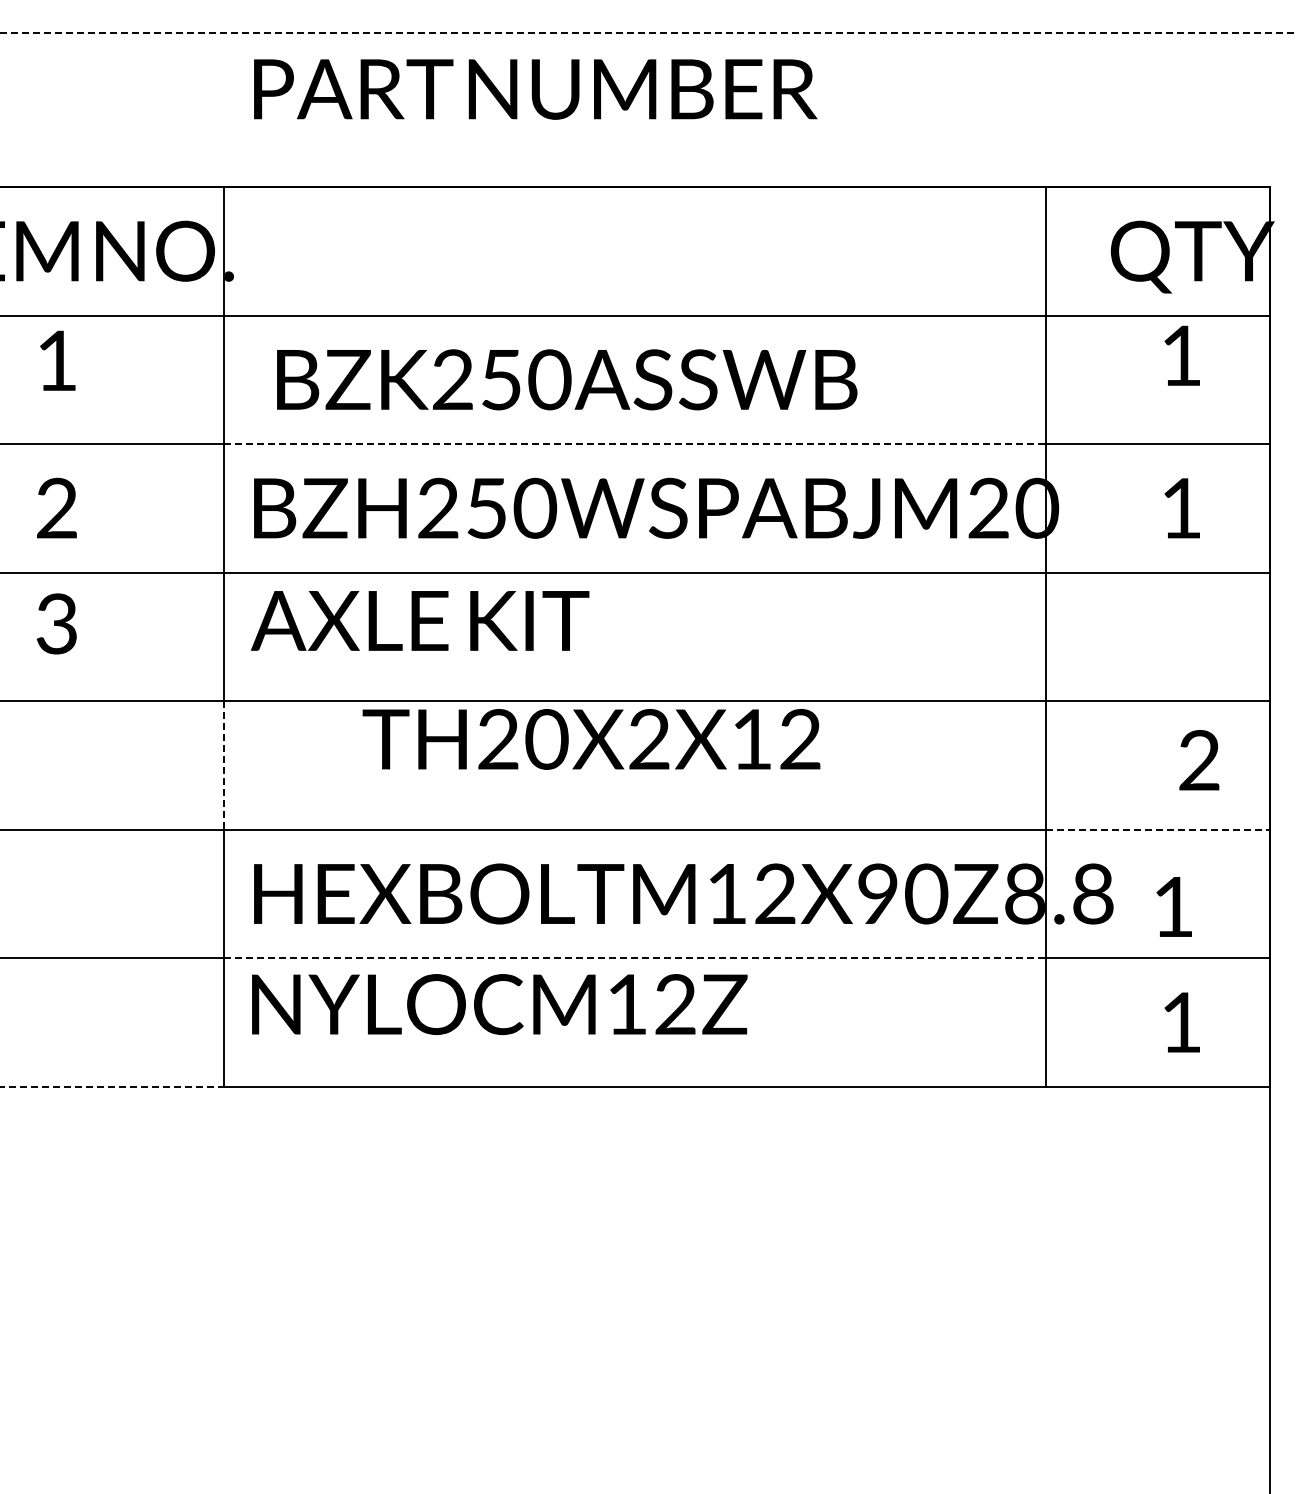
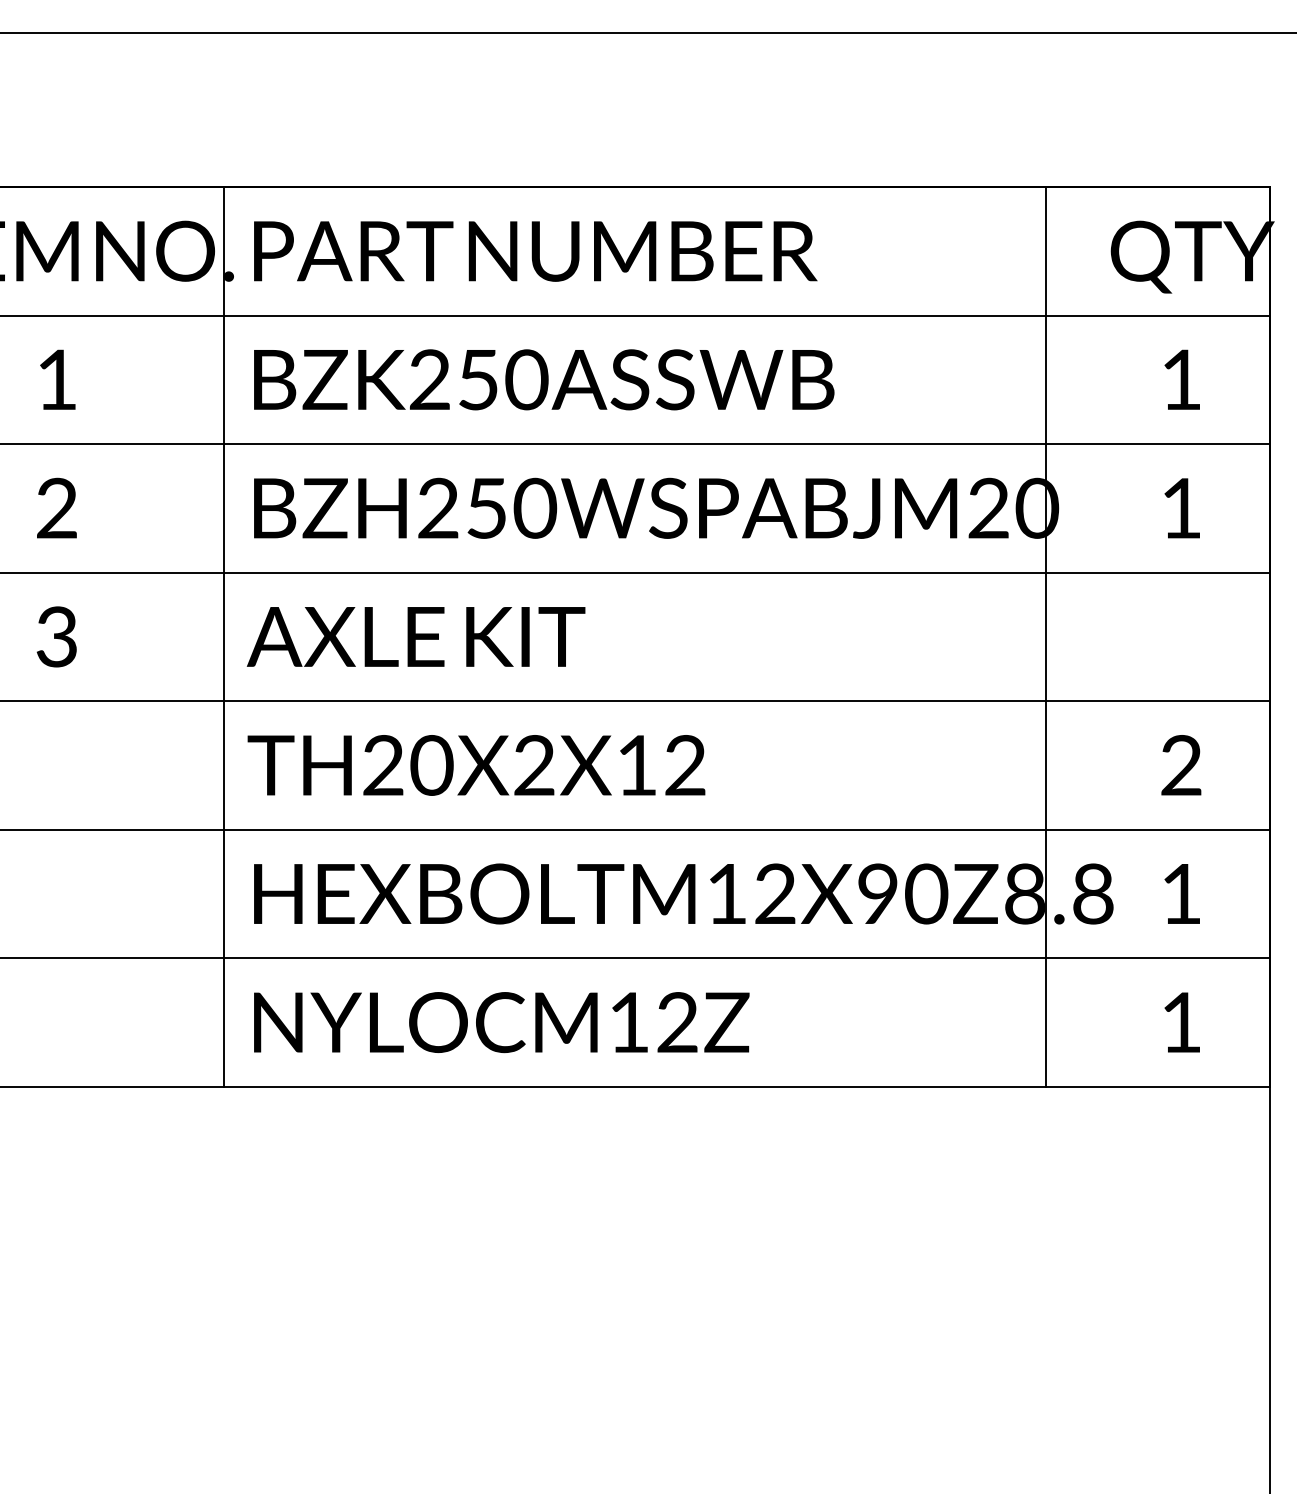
line: dashed -> solid (648, 33)
text position: (535, 89) -> (535, 251) (535, 251)
text position: (1181, 355) -> (1181, 379) (1181, 379)
text position: (57, 360) -> (57, 379) (57, 379)
text position: (567, 379) -> (544, 379) (544, 379)
line: dashed -> solid (635, 444)
text position: (419, 620) -> (415, 636) (415, 636)
text position: (56, 623) -> (56, 636) (56, 636)
text position: (591, 739) -> (476, 765) (476, 765)
text position: (1199, 760) -> (1181, 765) (1181, 765)
line: dashed -> solid (223, 765)
line: dashed -> solid (1158, 829)
text position: (1173, 906) -> (1181, 893) (1181, 893)
line: dashed -> solid (635, 958)
text position: (499, 1004) -> (501, 1022) (501, 1022)
line: dashed -> solid (112, 1086)
